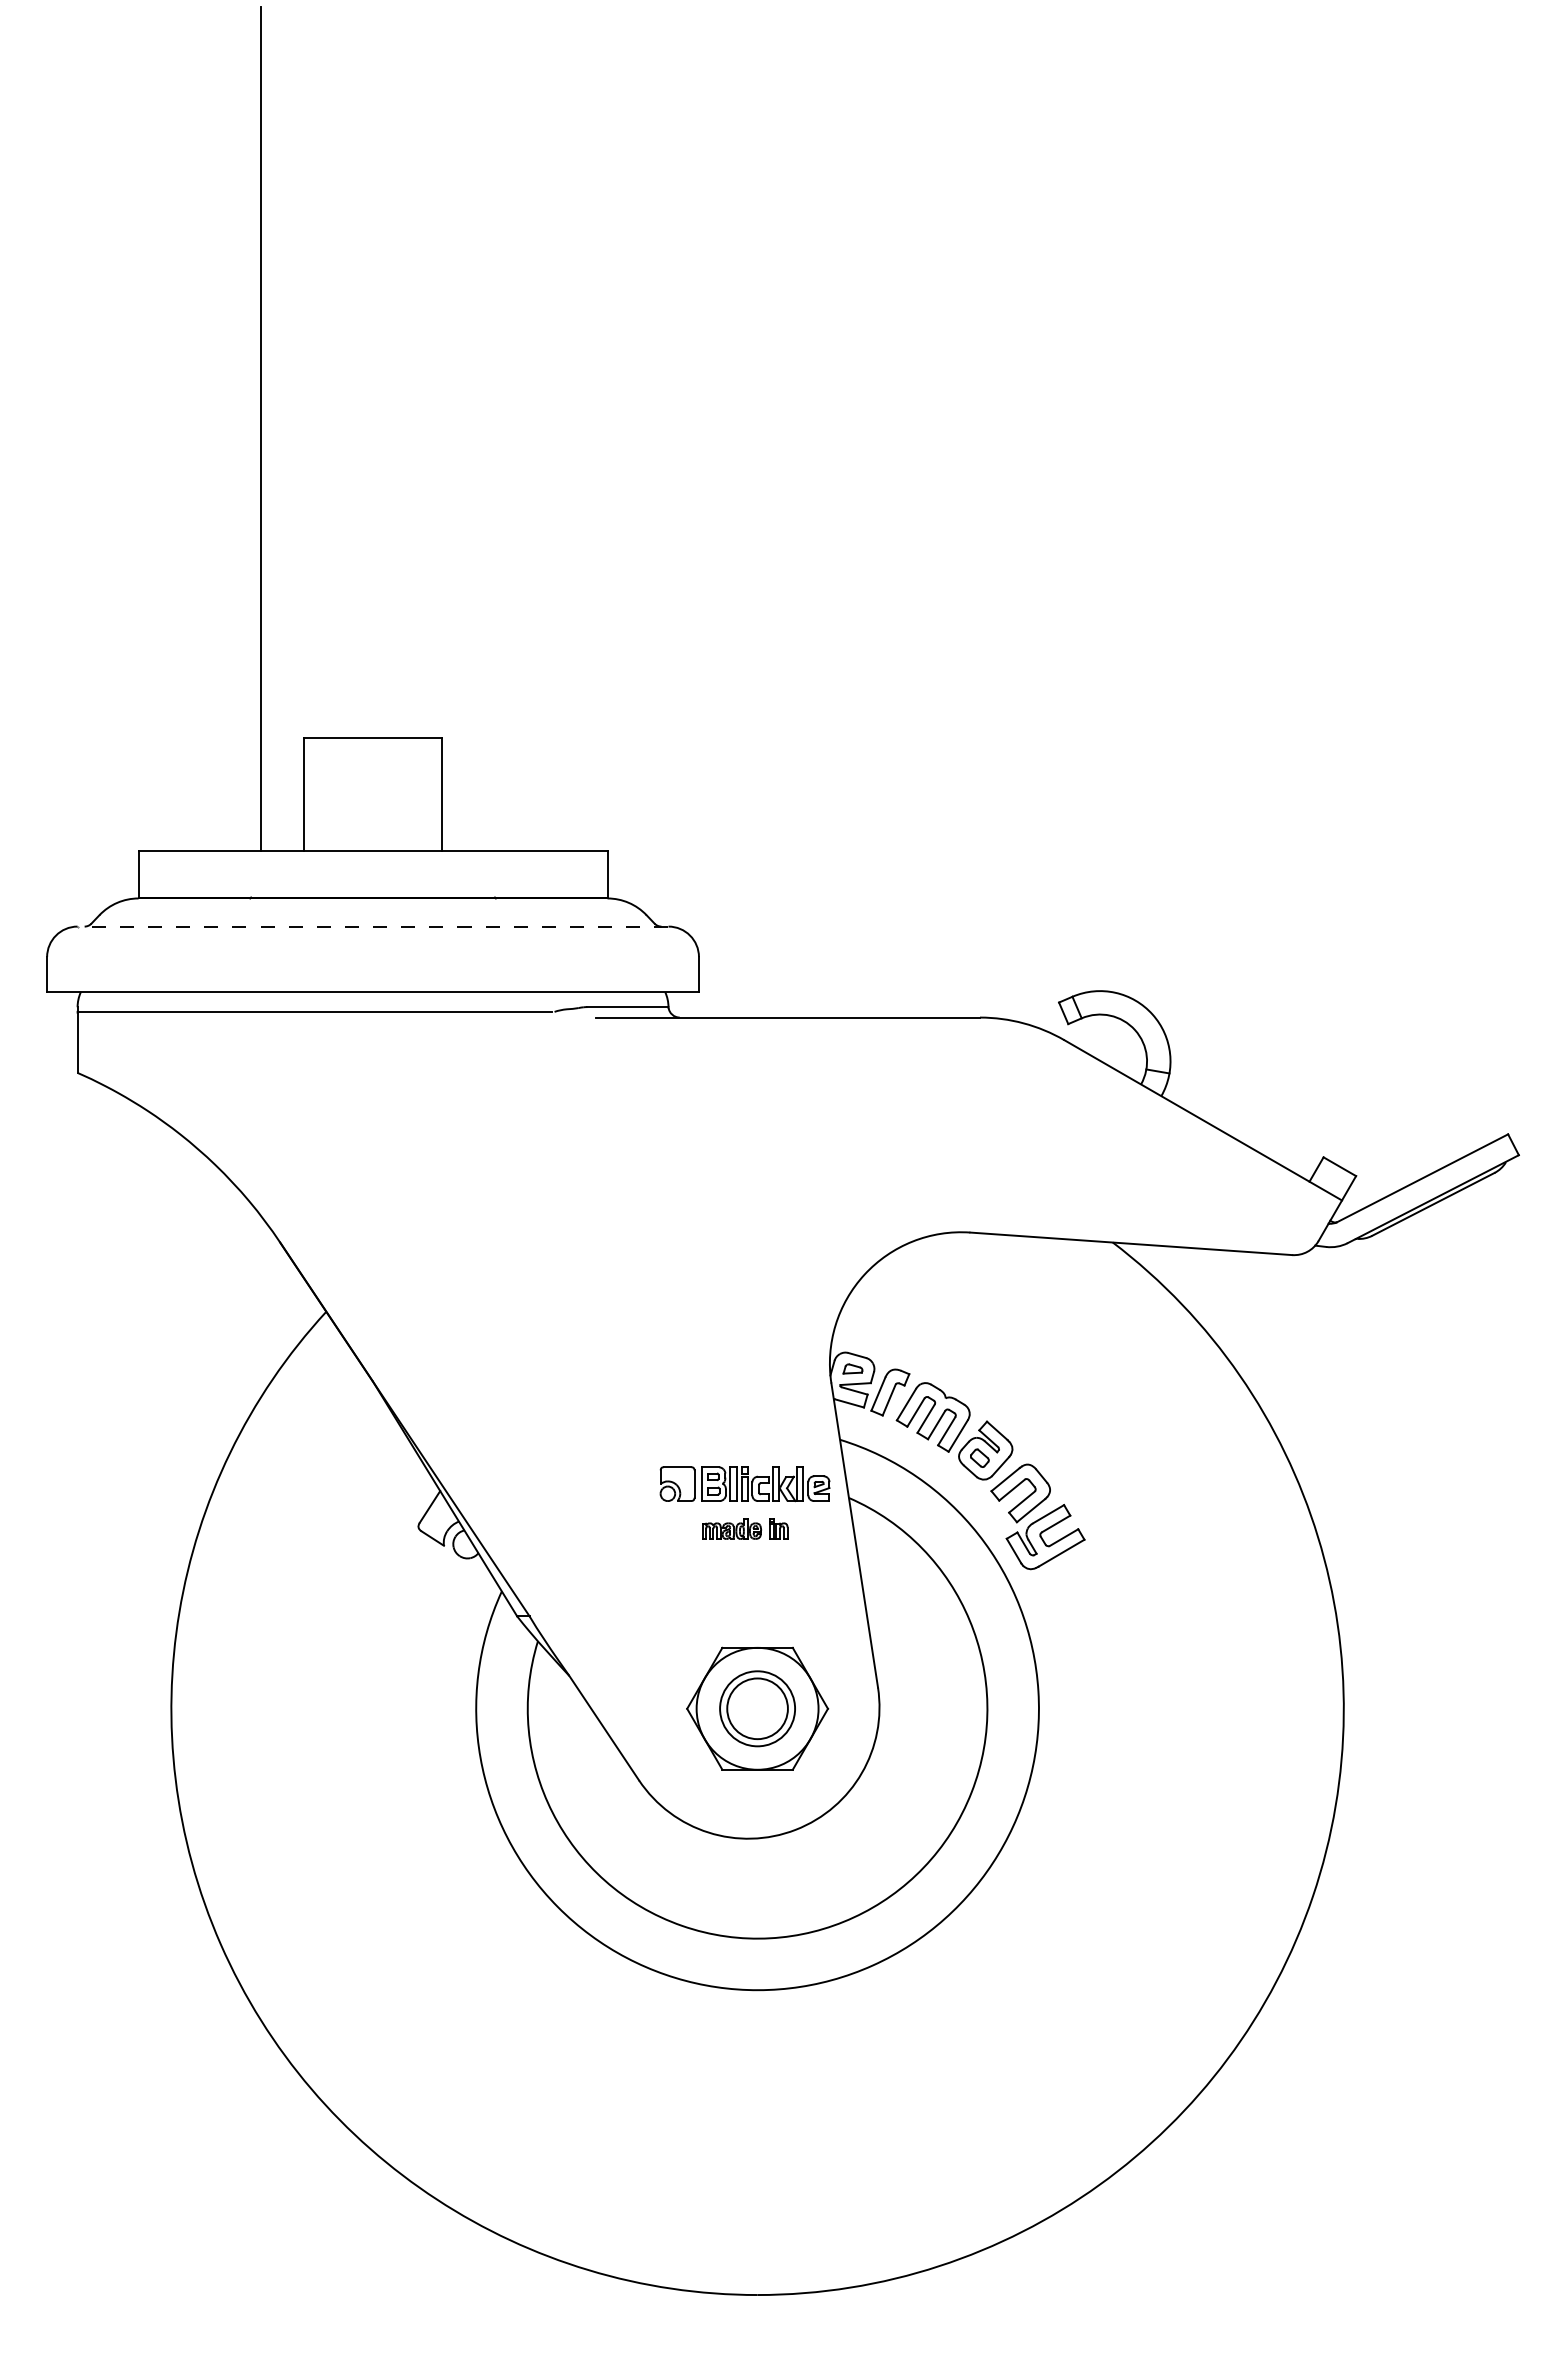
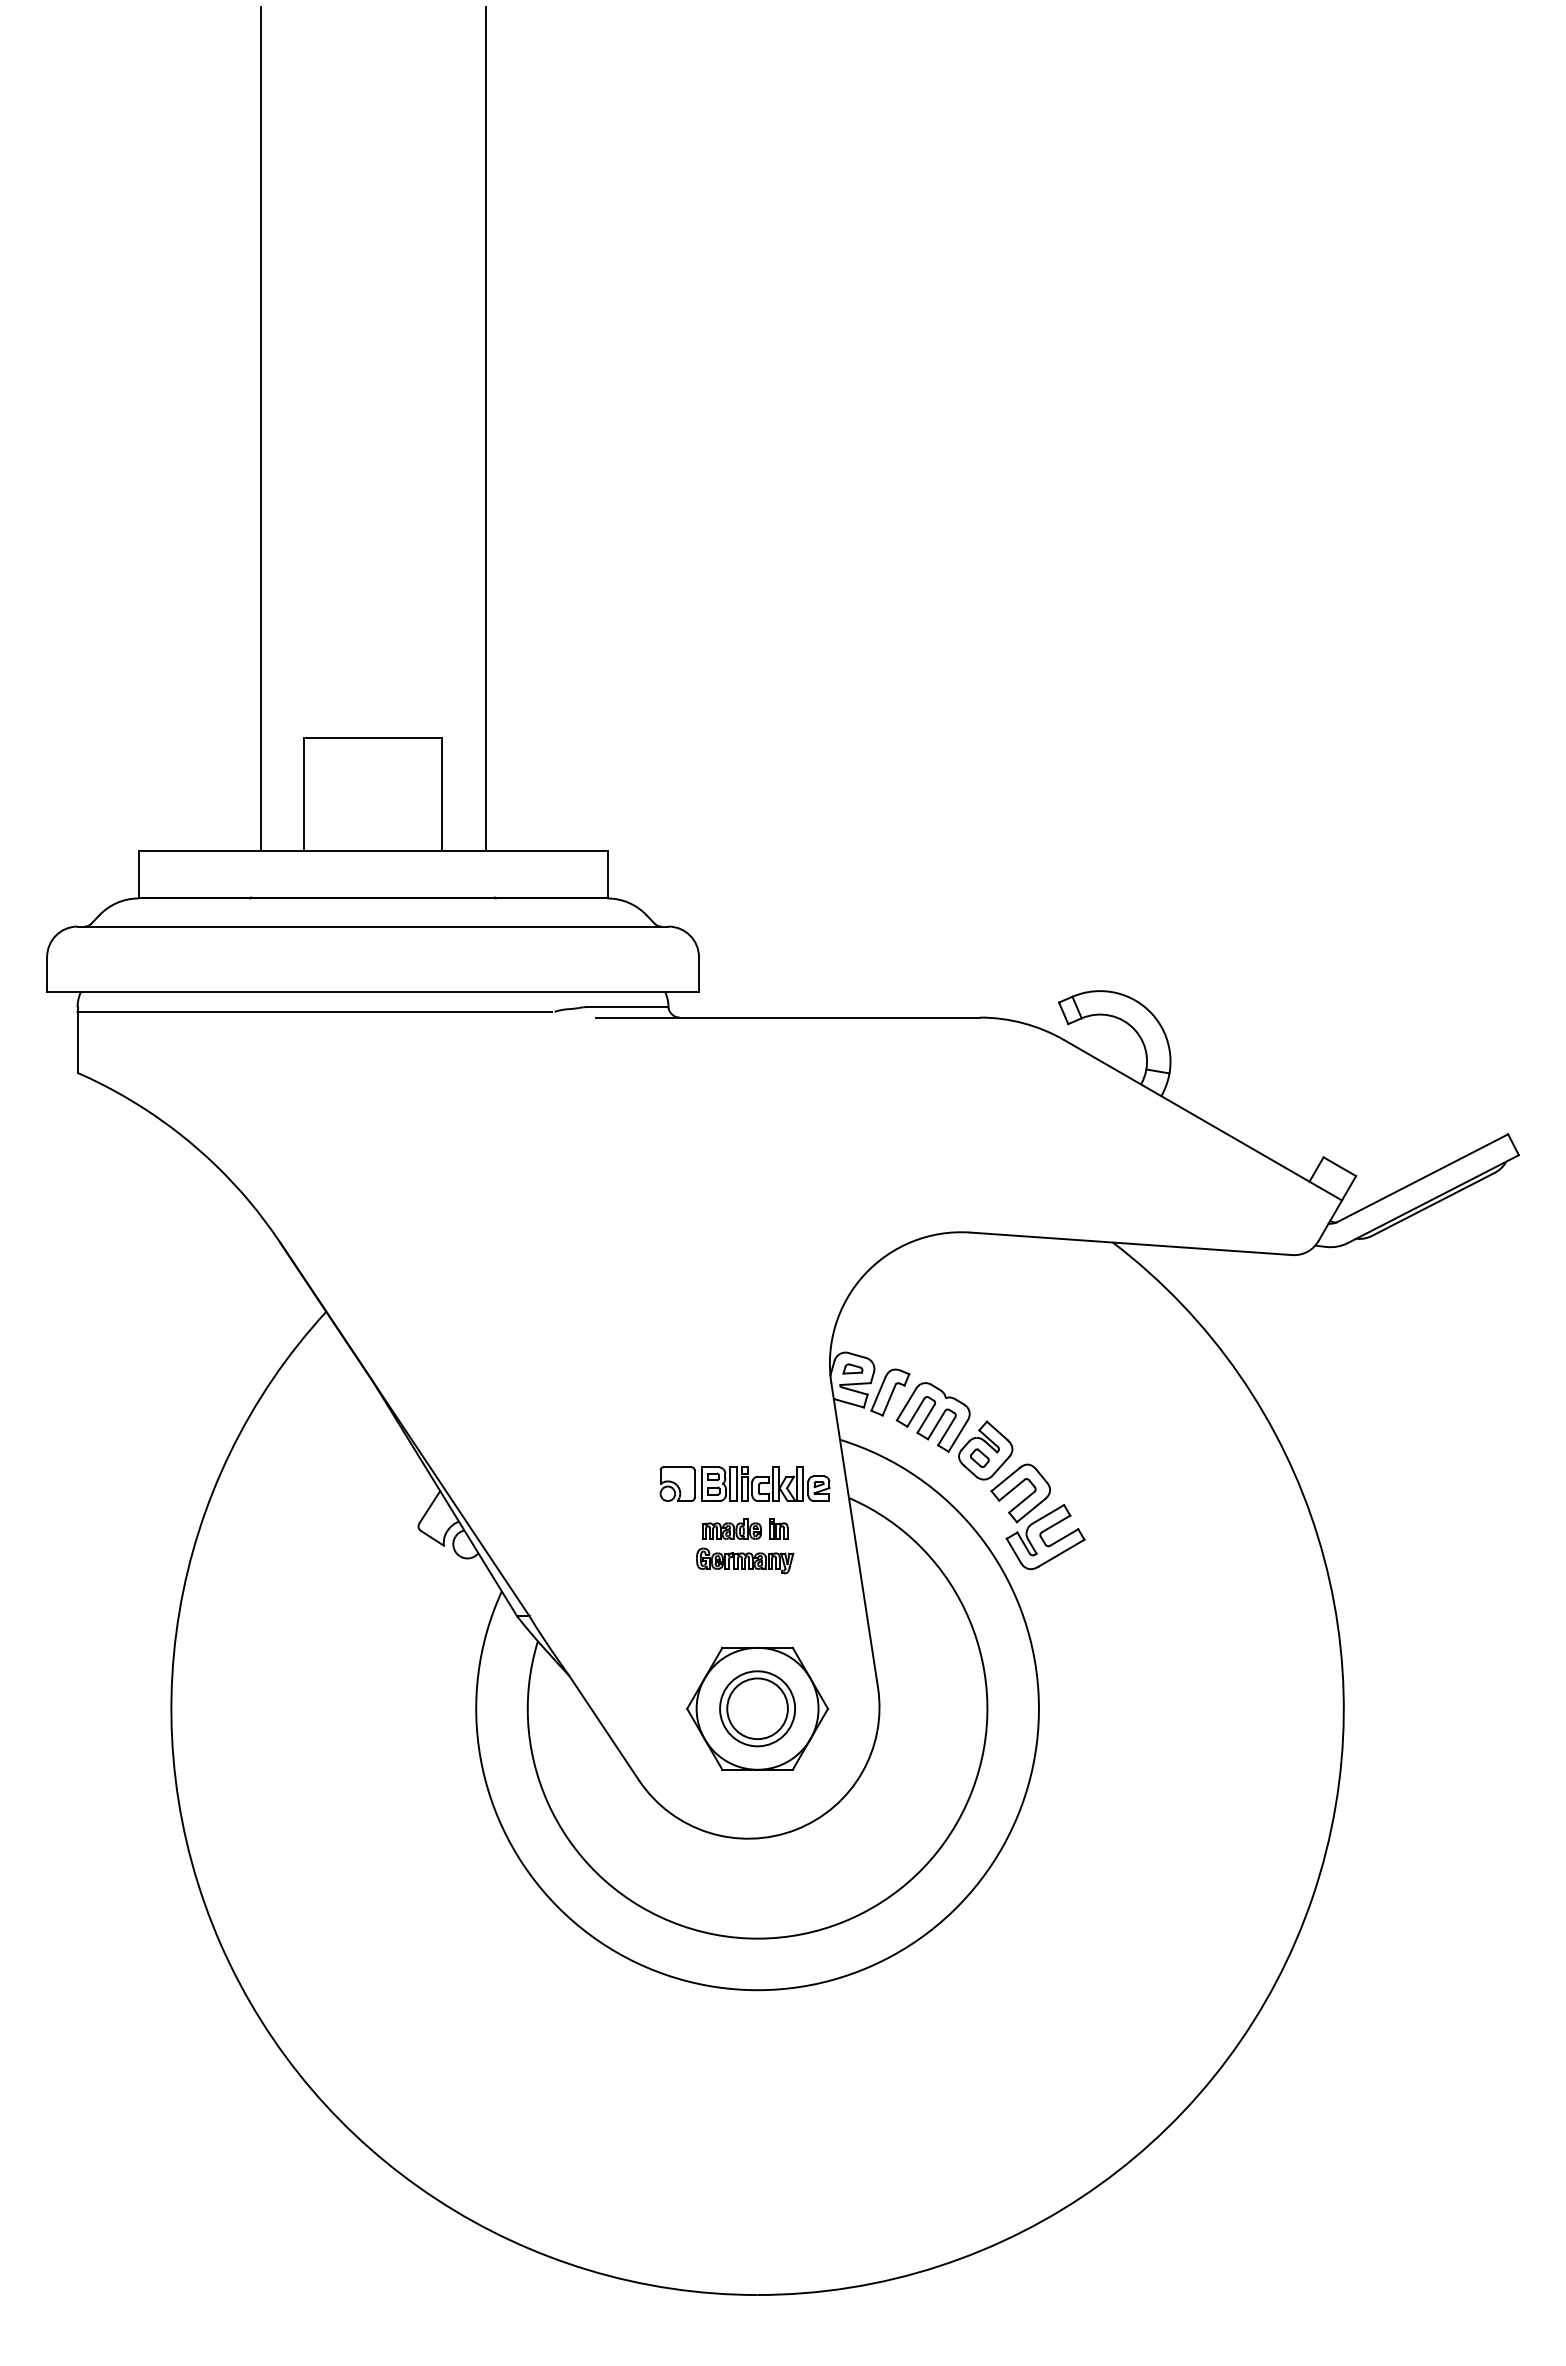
line: none -> present (485, 428)
line: dashed -> solid (372, 926)
part: none -> present (745, 1560)
